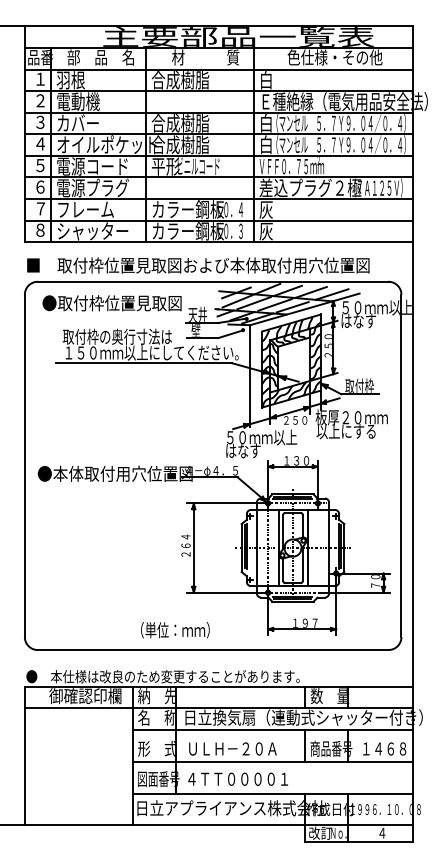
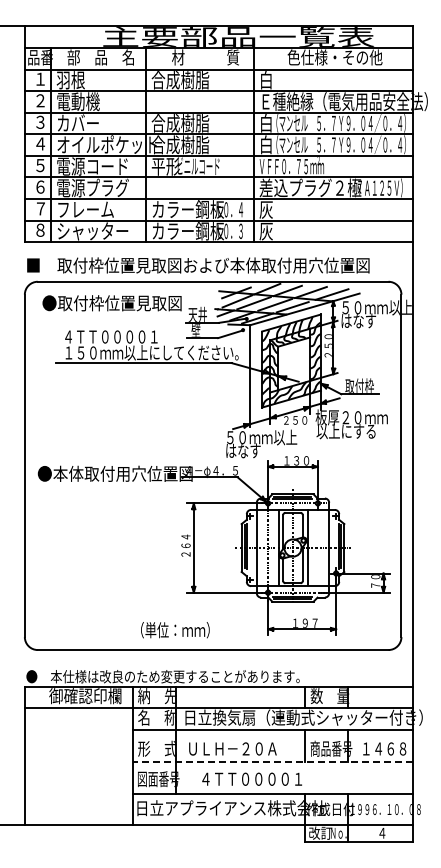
text: 取付枠の奥行寸法は -> ４ＴＴ００００１ (116, 336)
line: solid -> dashed (272, 762)
text position: (237, 778) -> (251, 778) (251, 778)
